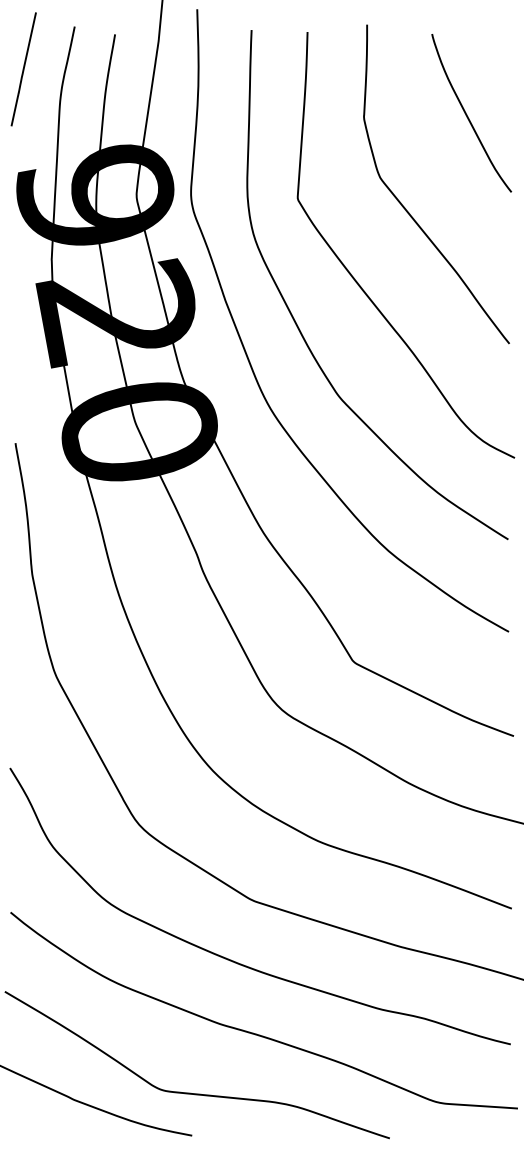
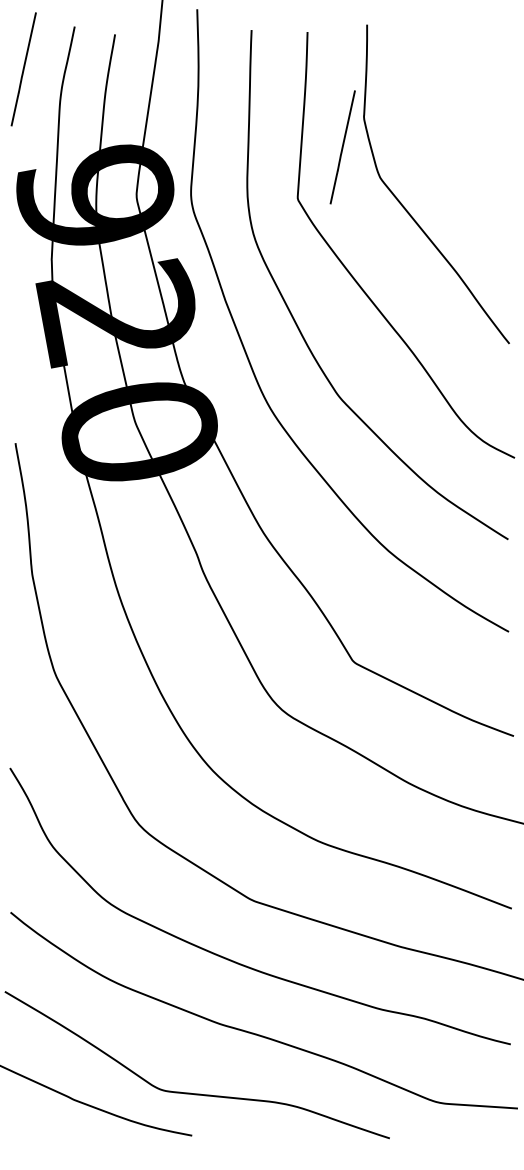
curve: present -> none (467, 114)
line: none -> present (342, 147)
